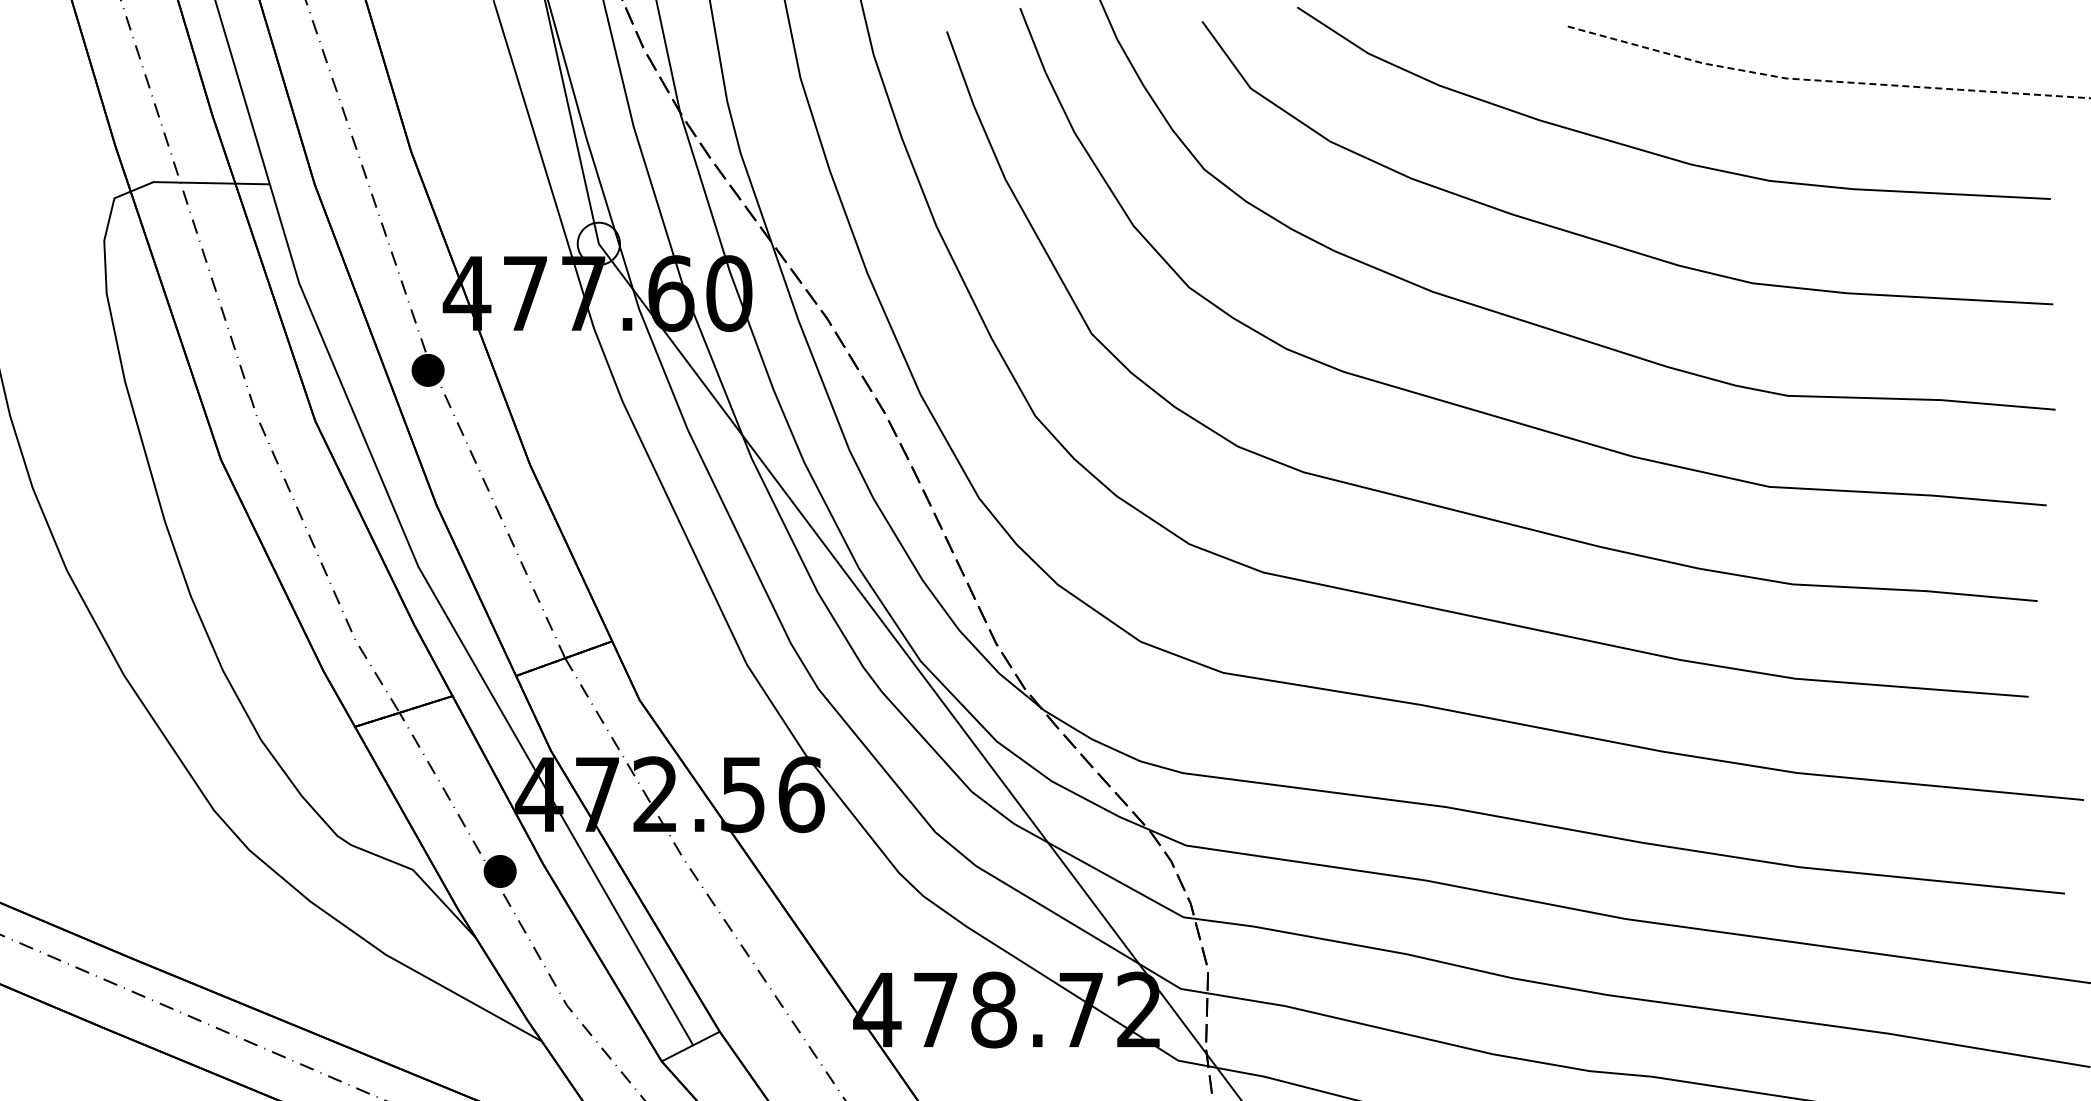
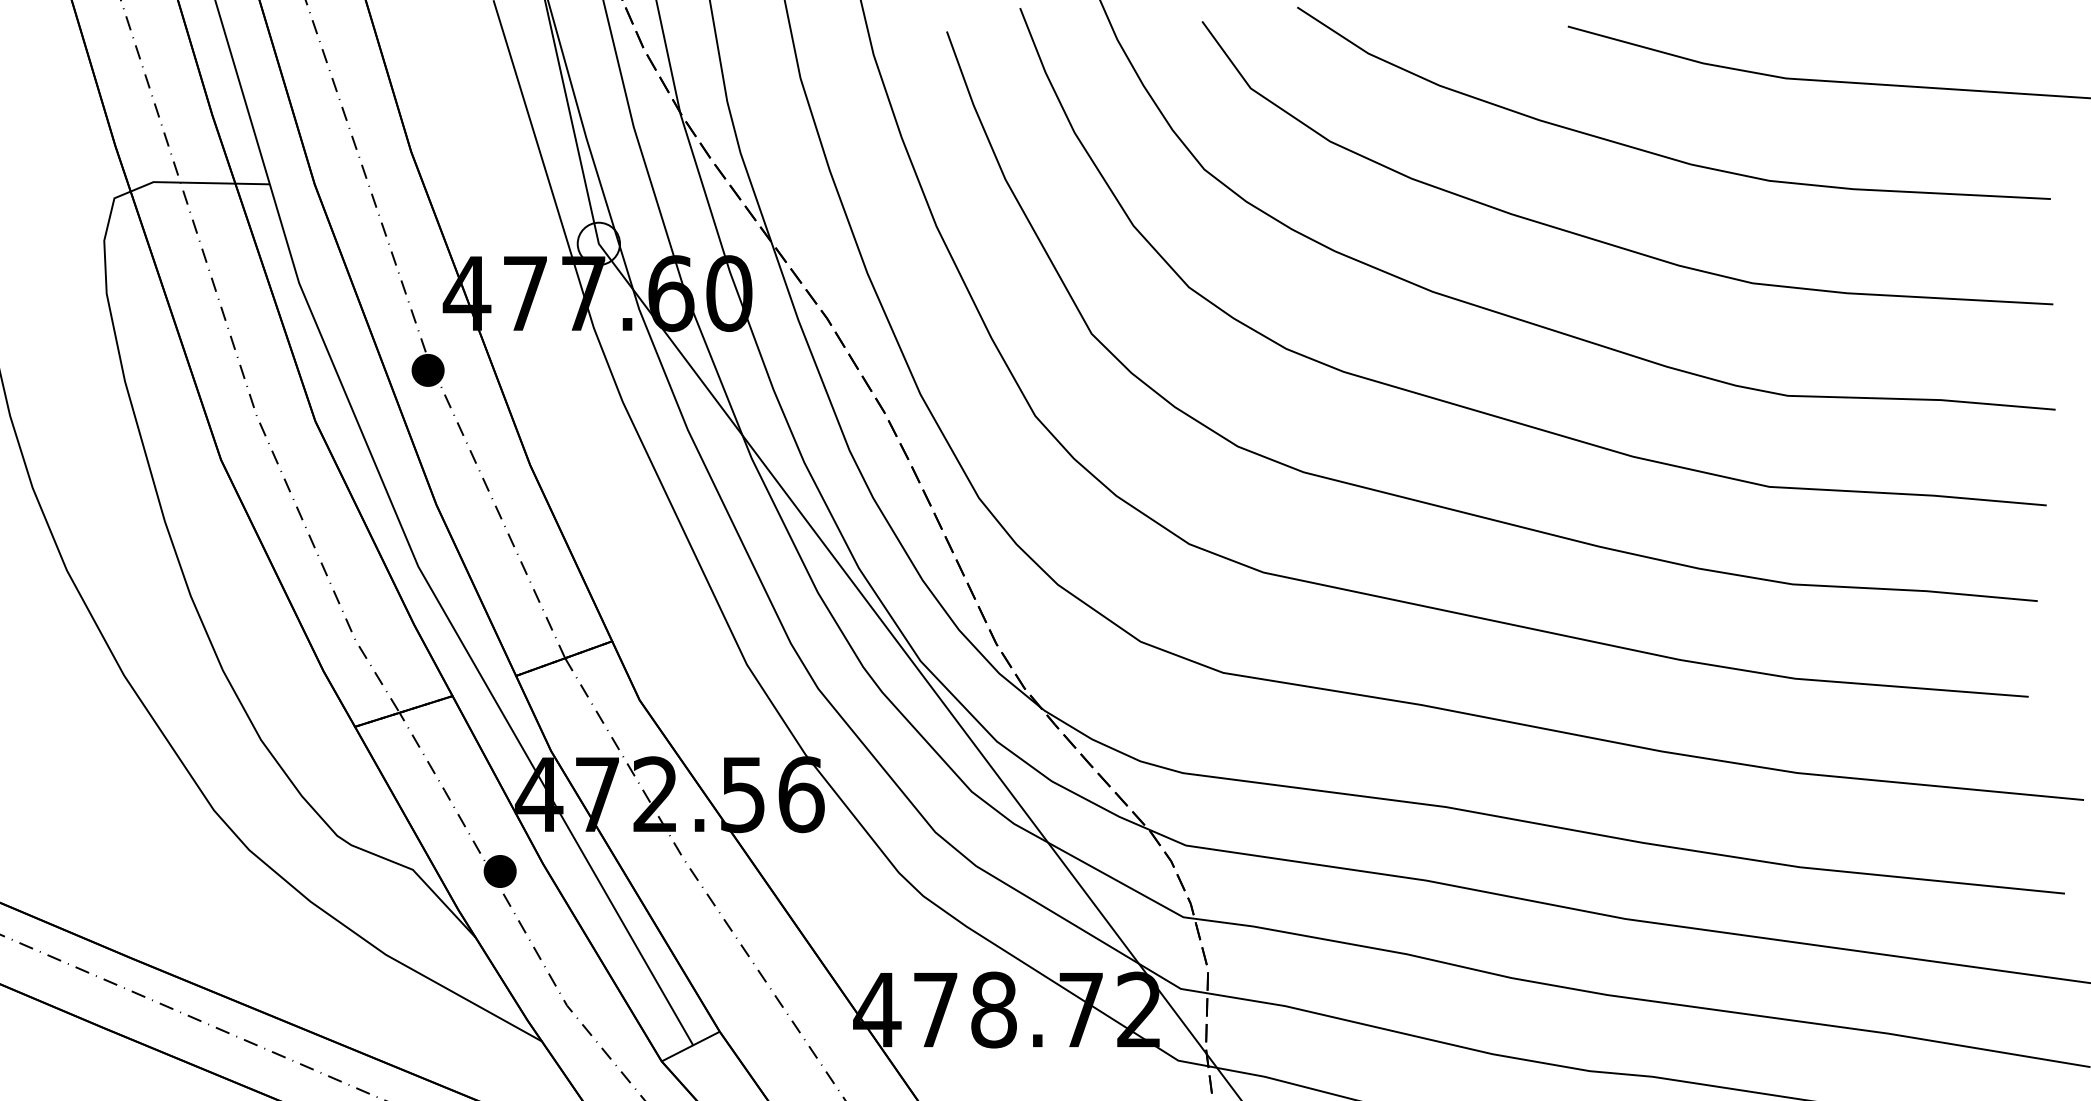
line: dashed -> solid (1824, 80)
